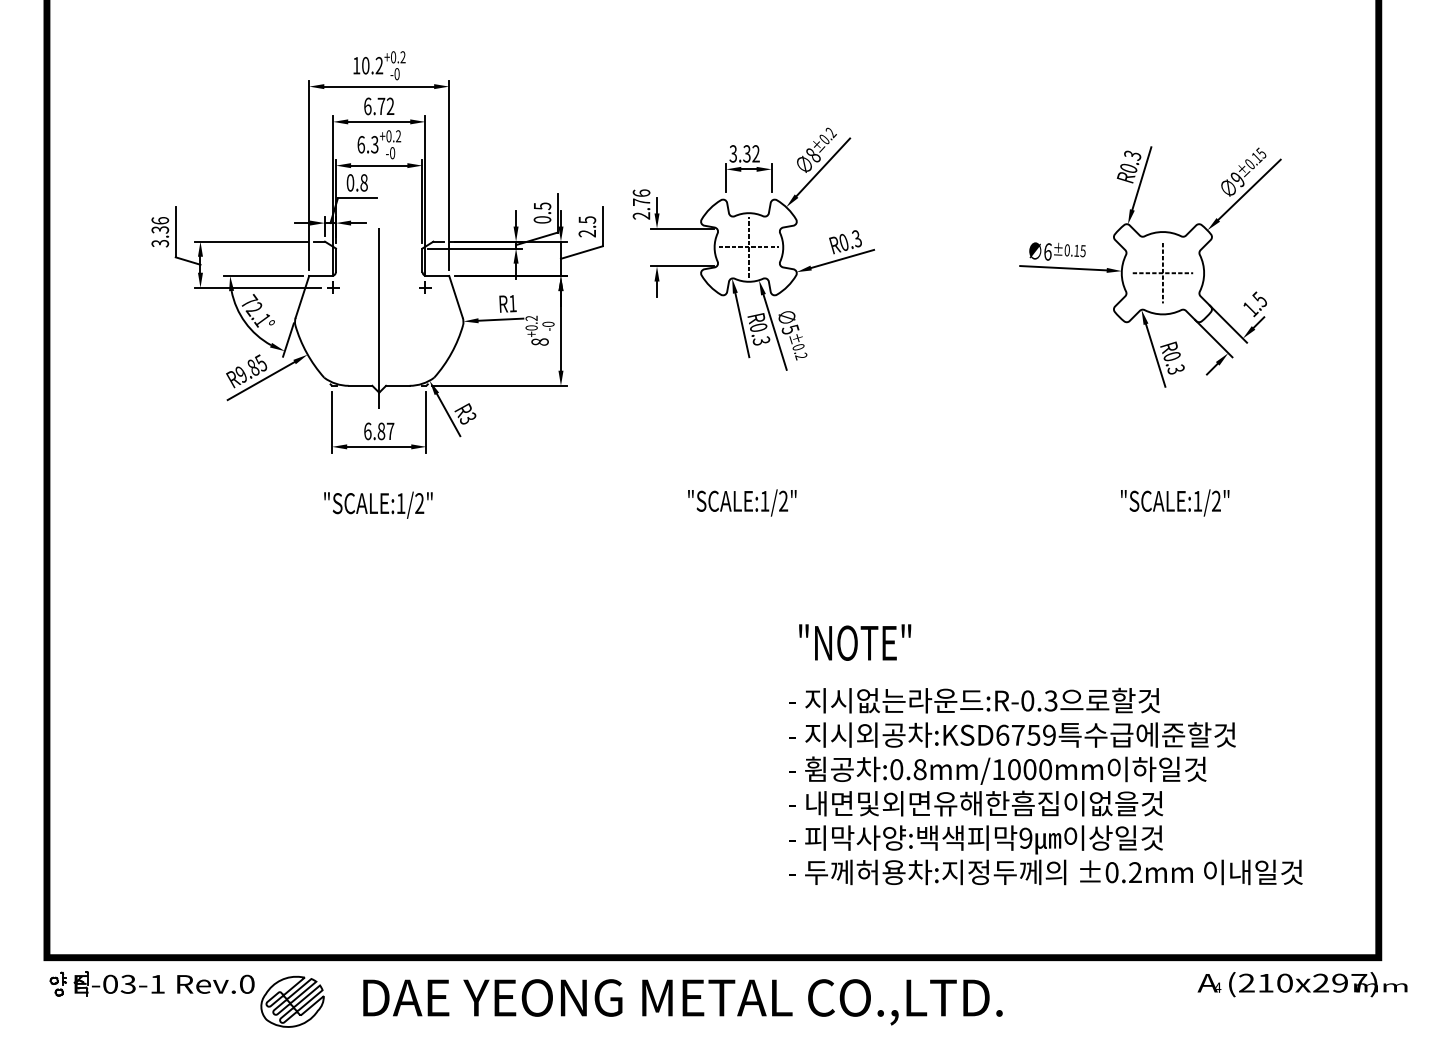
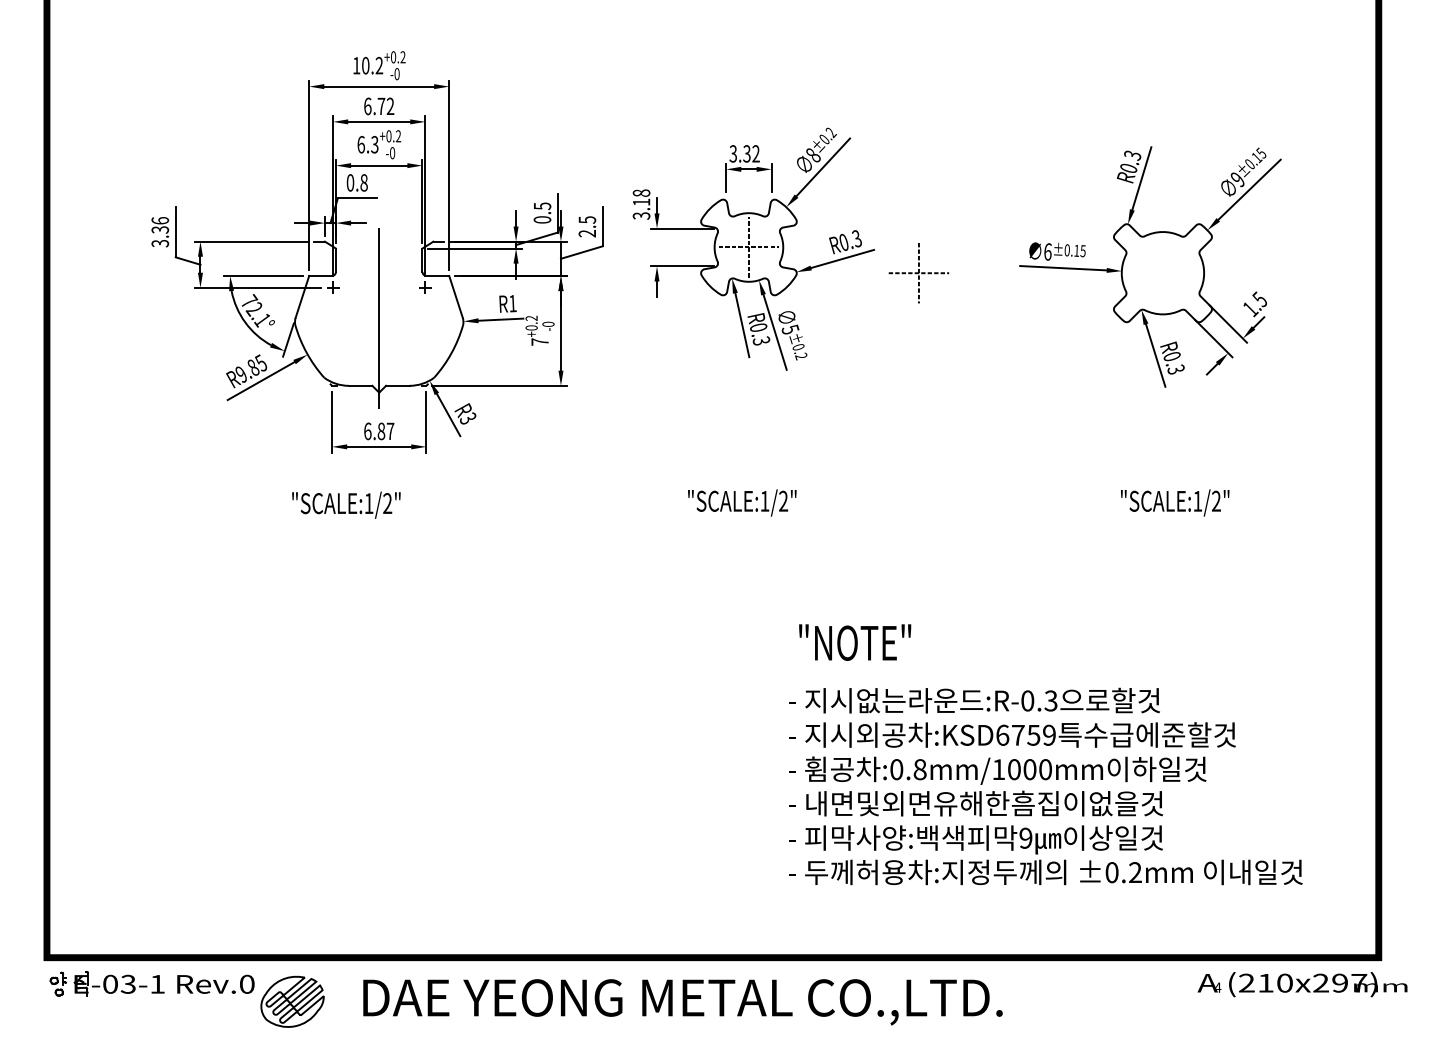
text: 2.76 -> 3.18 (641, 204)
part position: (1162, 273) -> (918, 273) (918, 273)
text: 8 -> 7 (539, 341)
text position: (378, 504) -> (346, 504) (346, 504)
